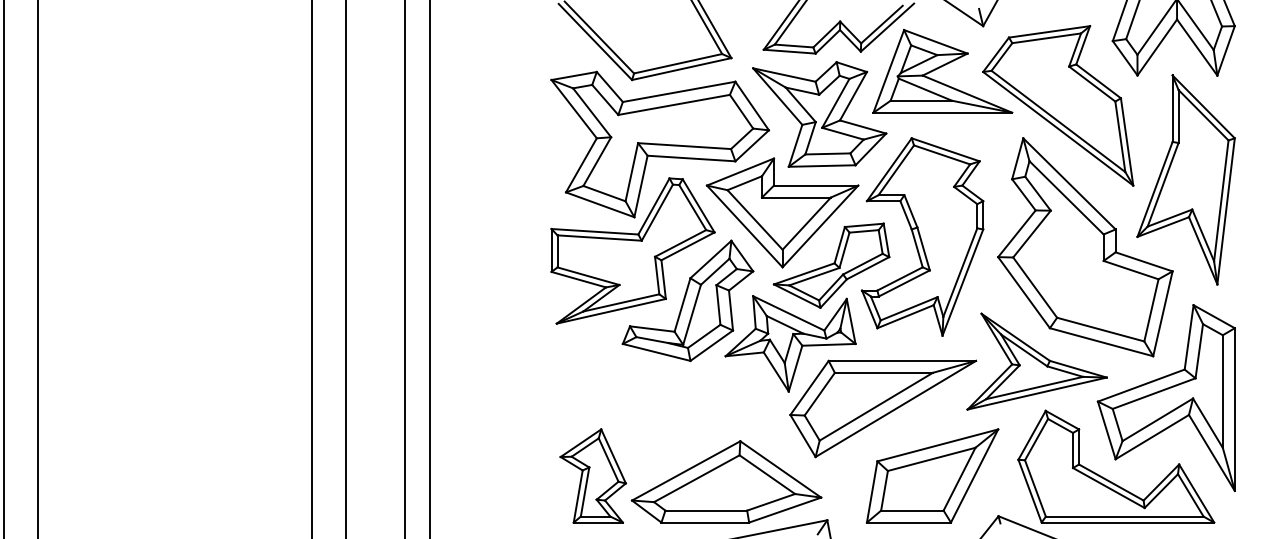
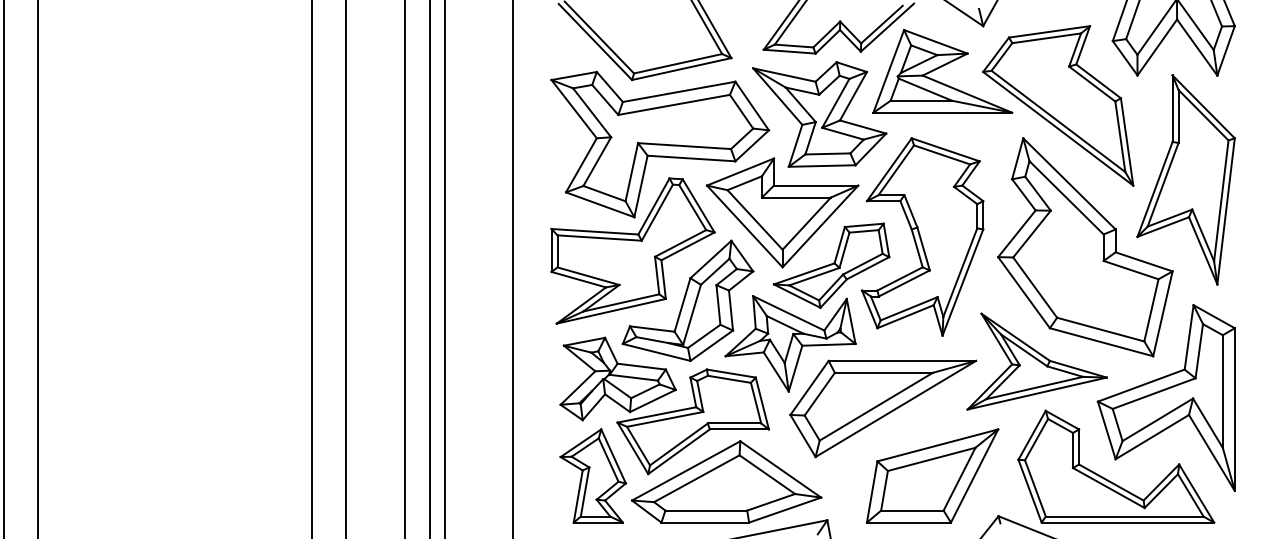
line: none -> present (445, 268)
line: none -> present (512, 268)
part: none -> present (667, 411)
